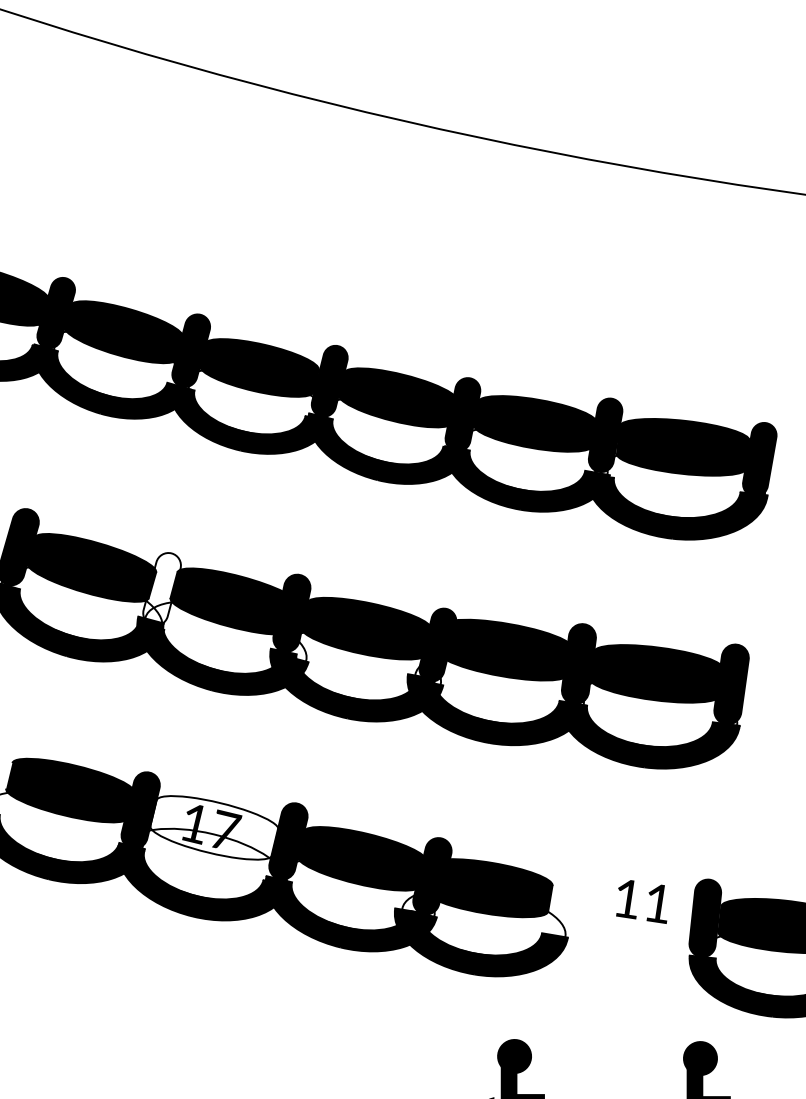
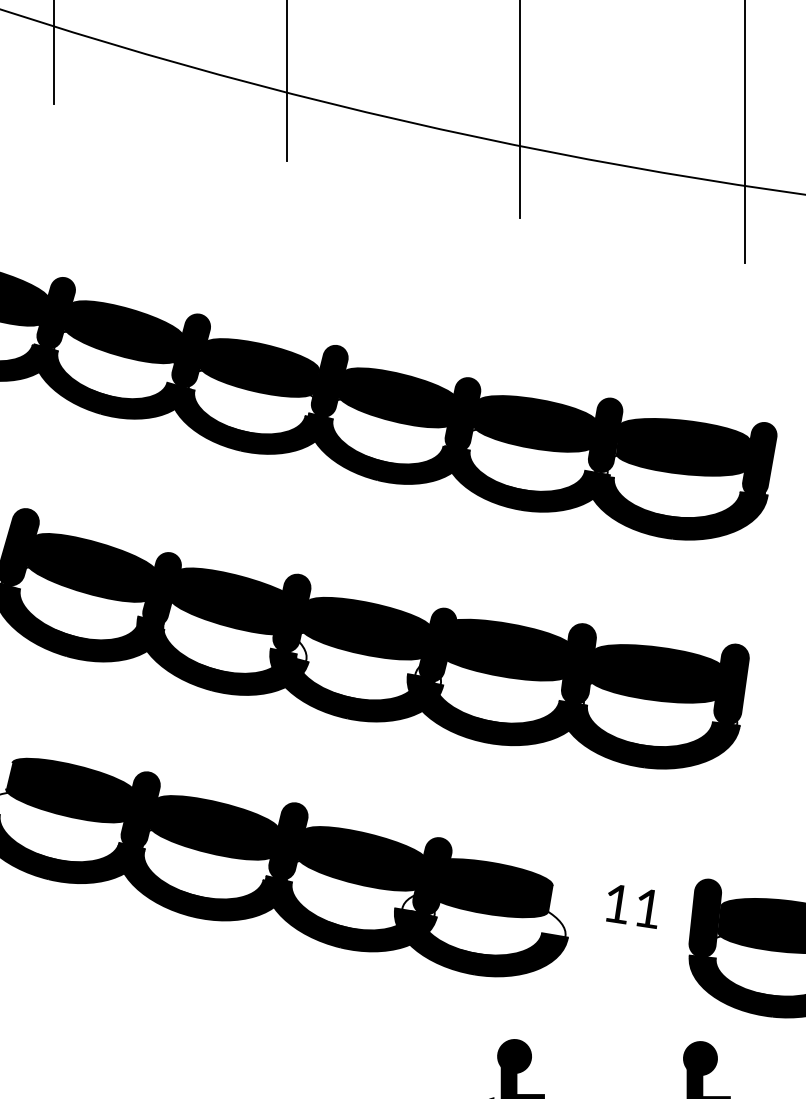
line: none -> present (54, 52)
line: none -> present (286, 81)
line: none -> present (519, 109)
line: none -> present (744, 132)
fill: none -> present (161, 589)
fill: none -> present (214, 827)
text position: (641, 901) -> (631, 906) (631, 906)
